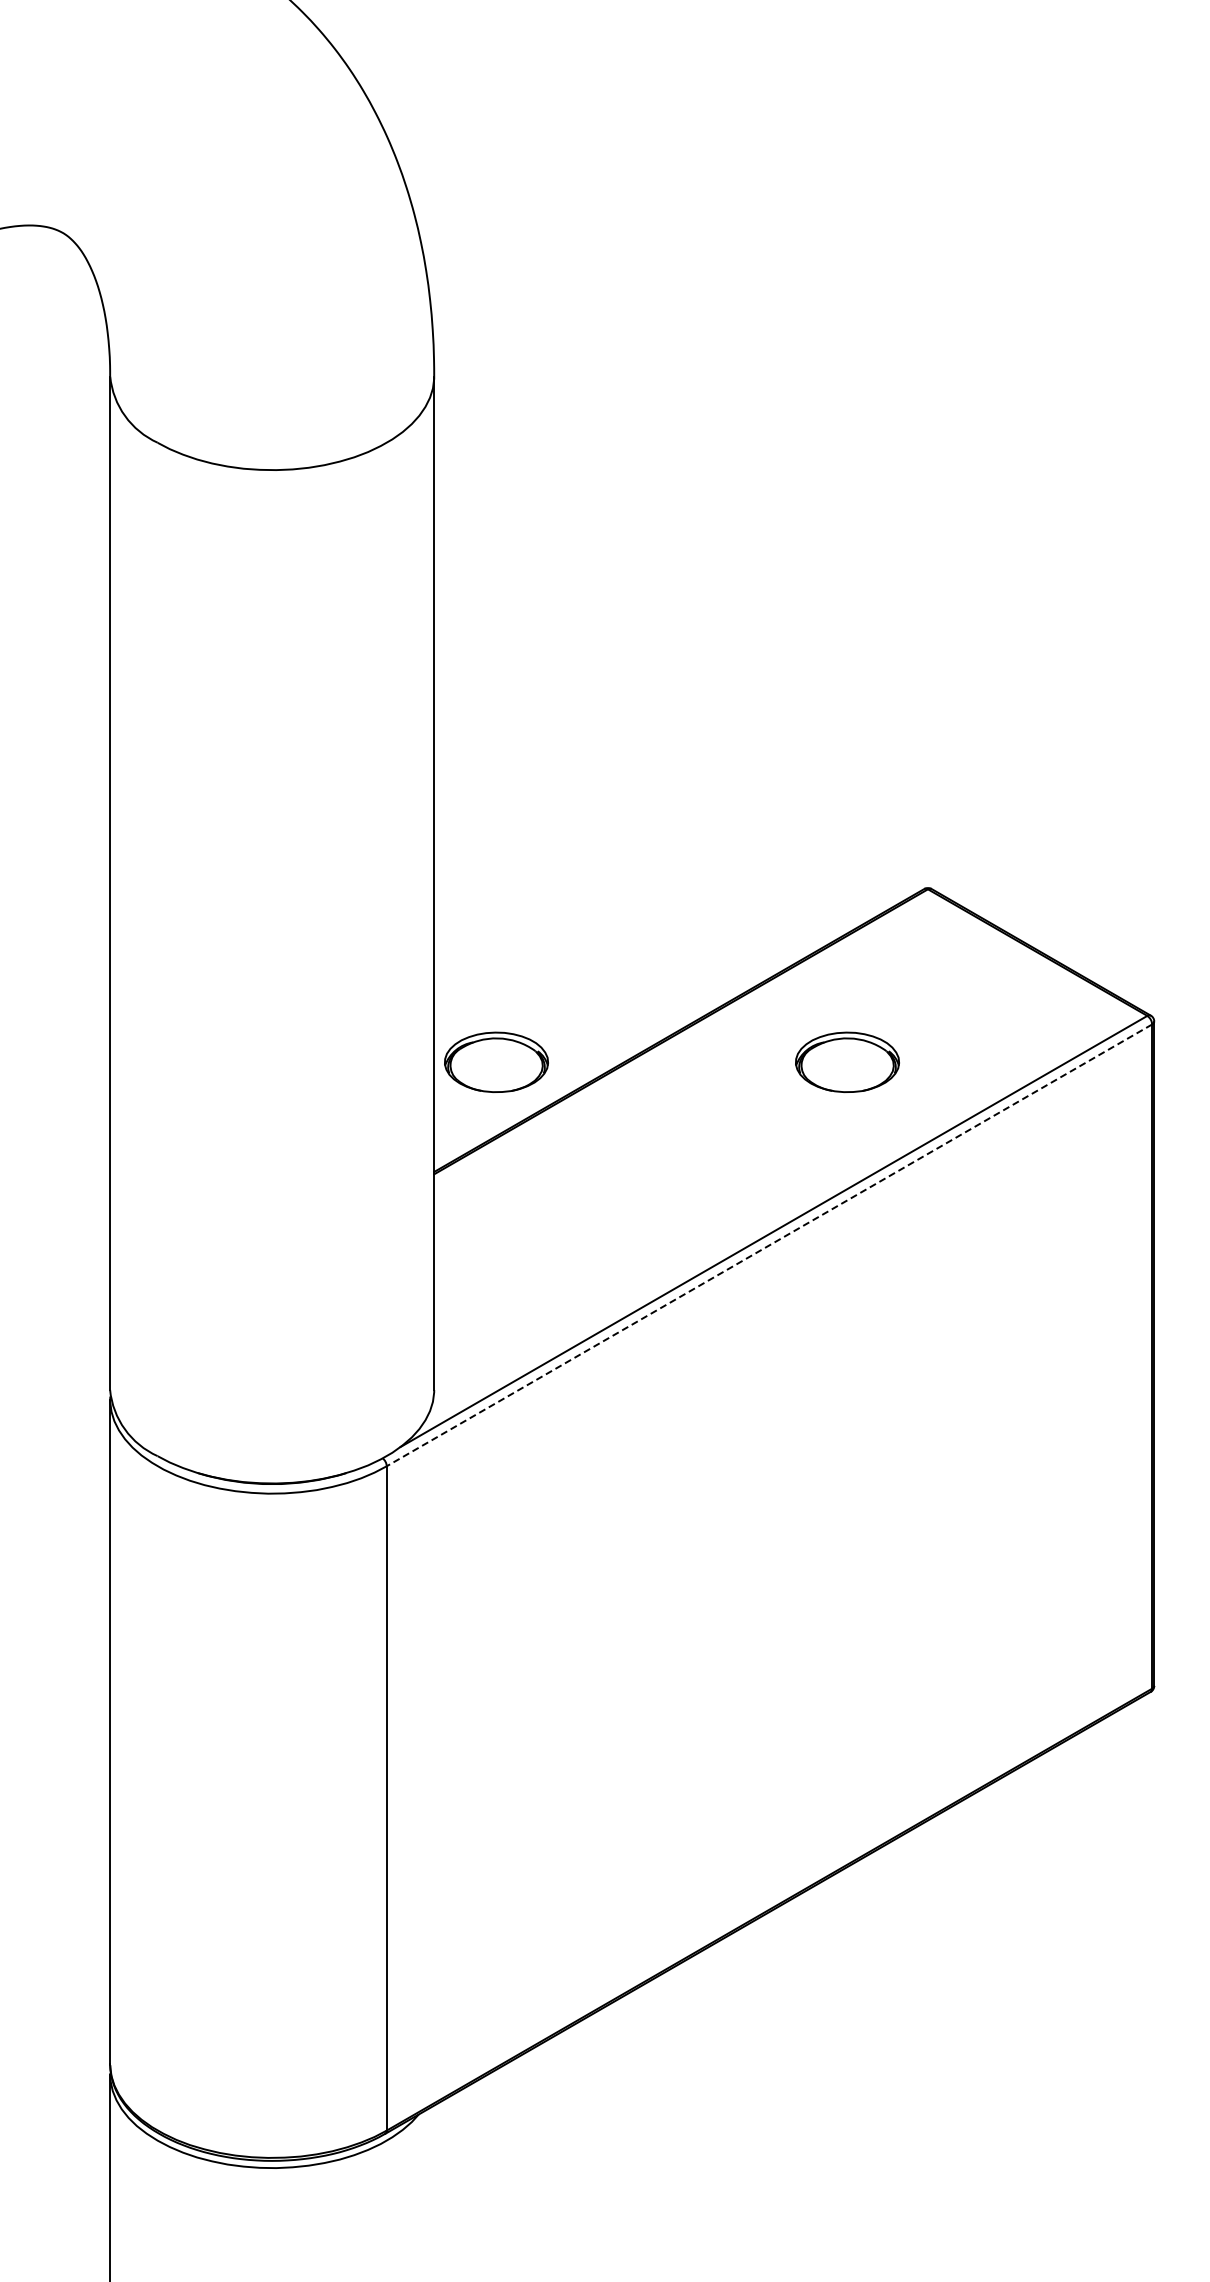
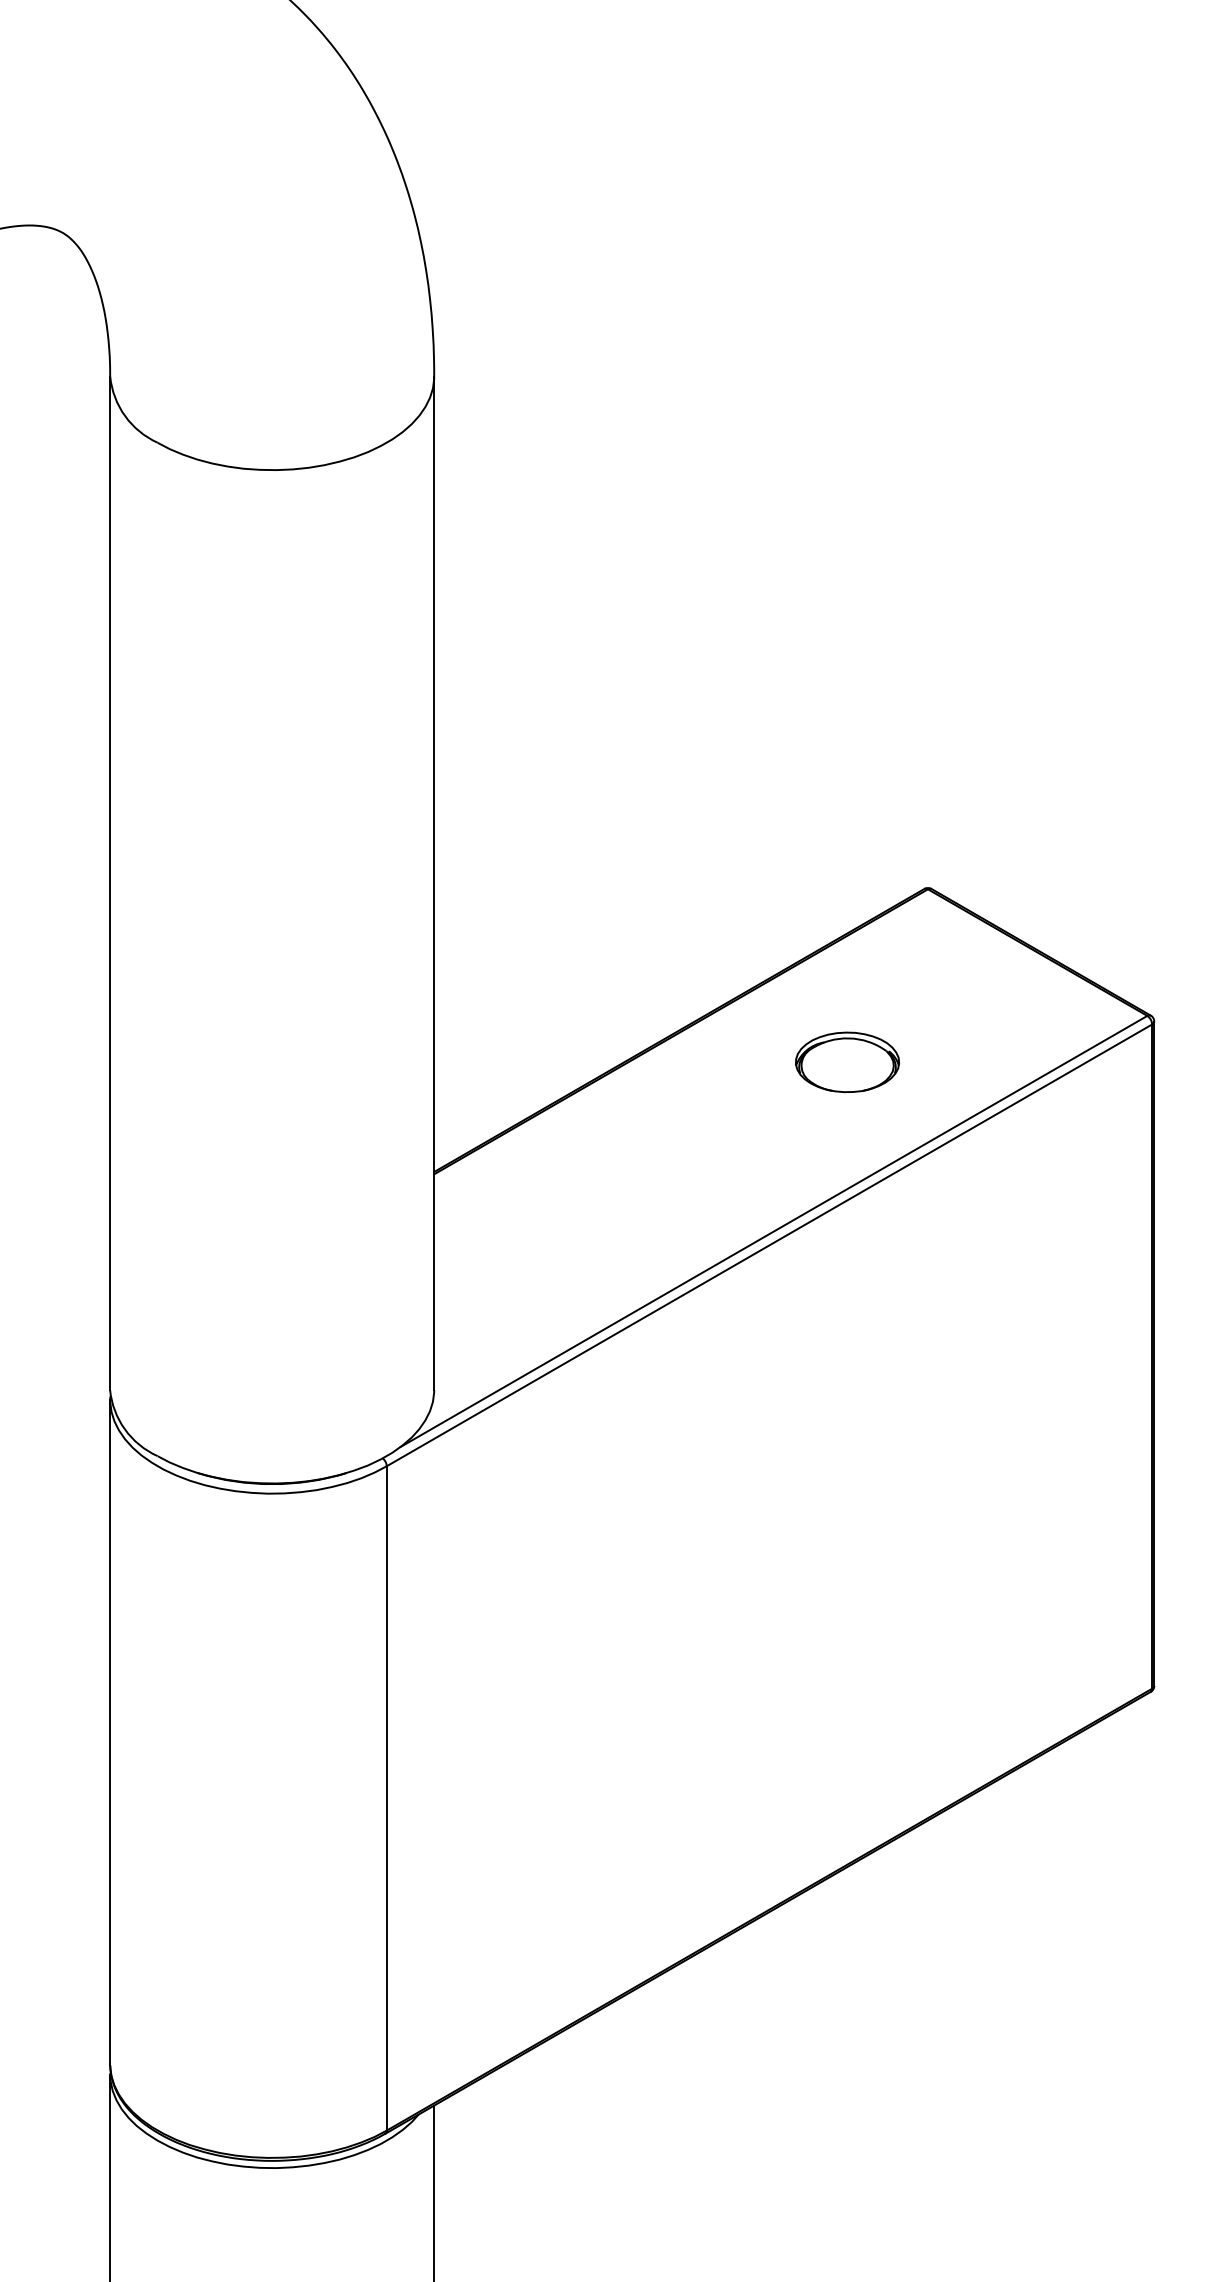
part: present -> none (496, 1061)
line: dashed -> solid (769, 1245)
line: none -> present (434, 2191)
